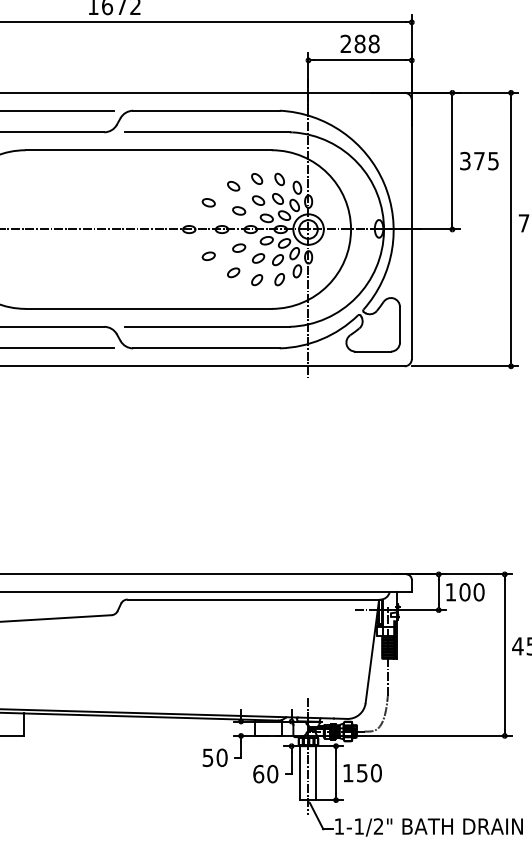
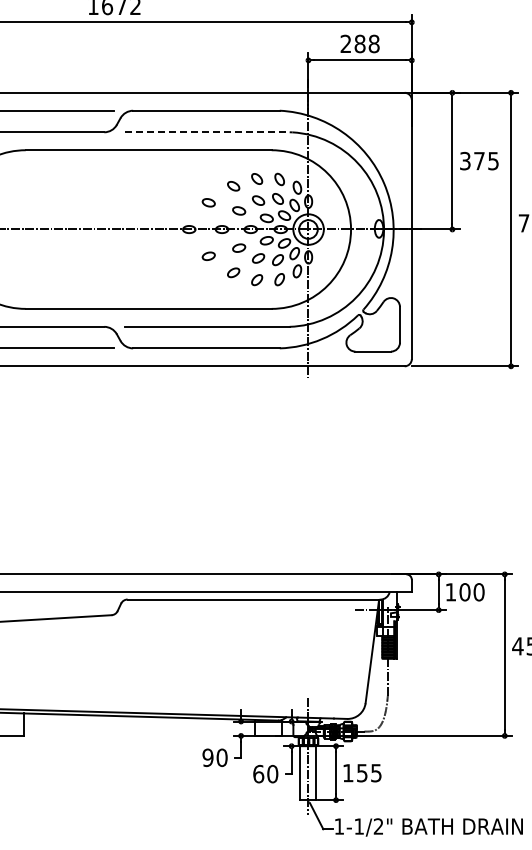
line: solid -> dashed (207, 132)
text: 50 -> 90 (207, 757)
text: 150 -> 155 (376, 773)
